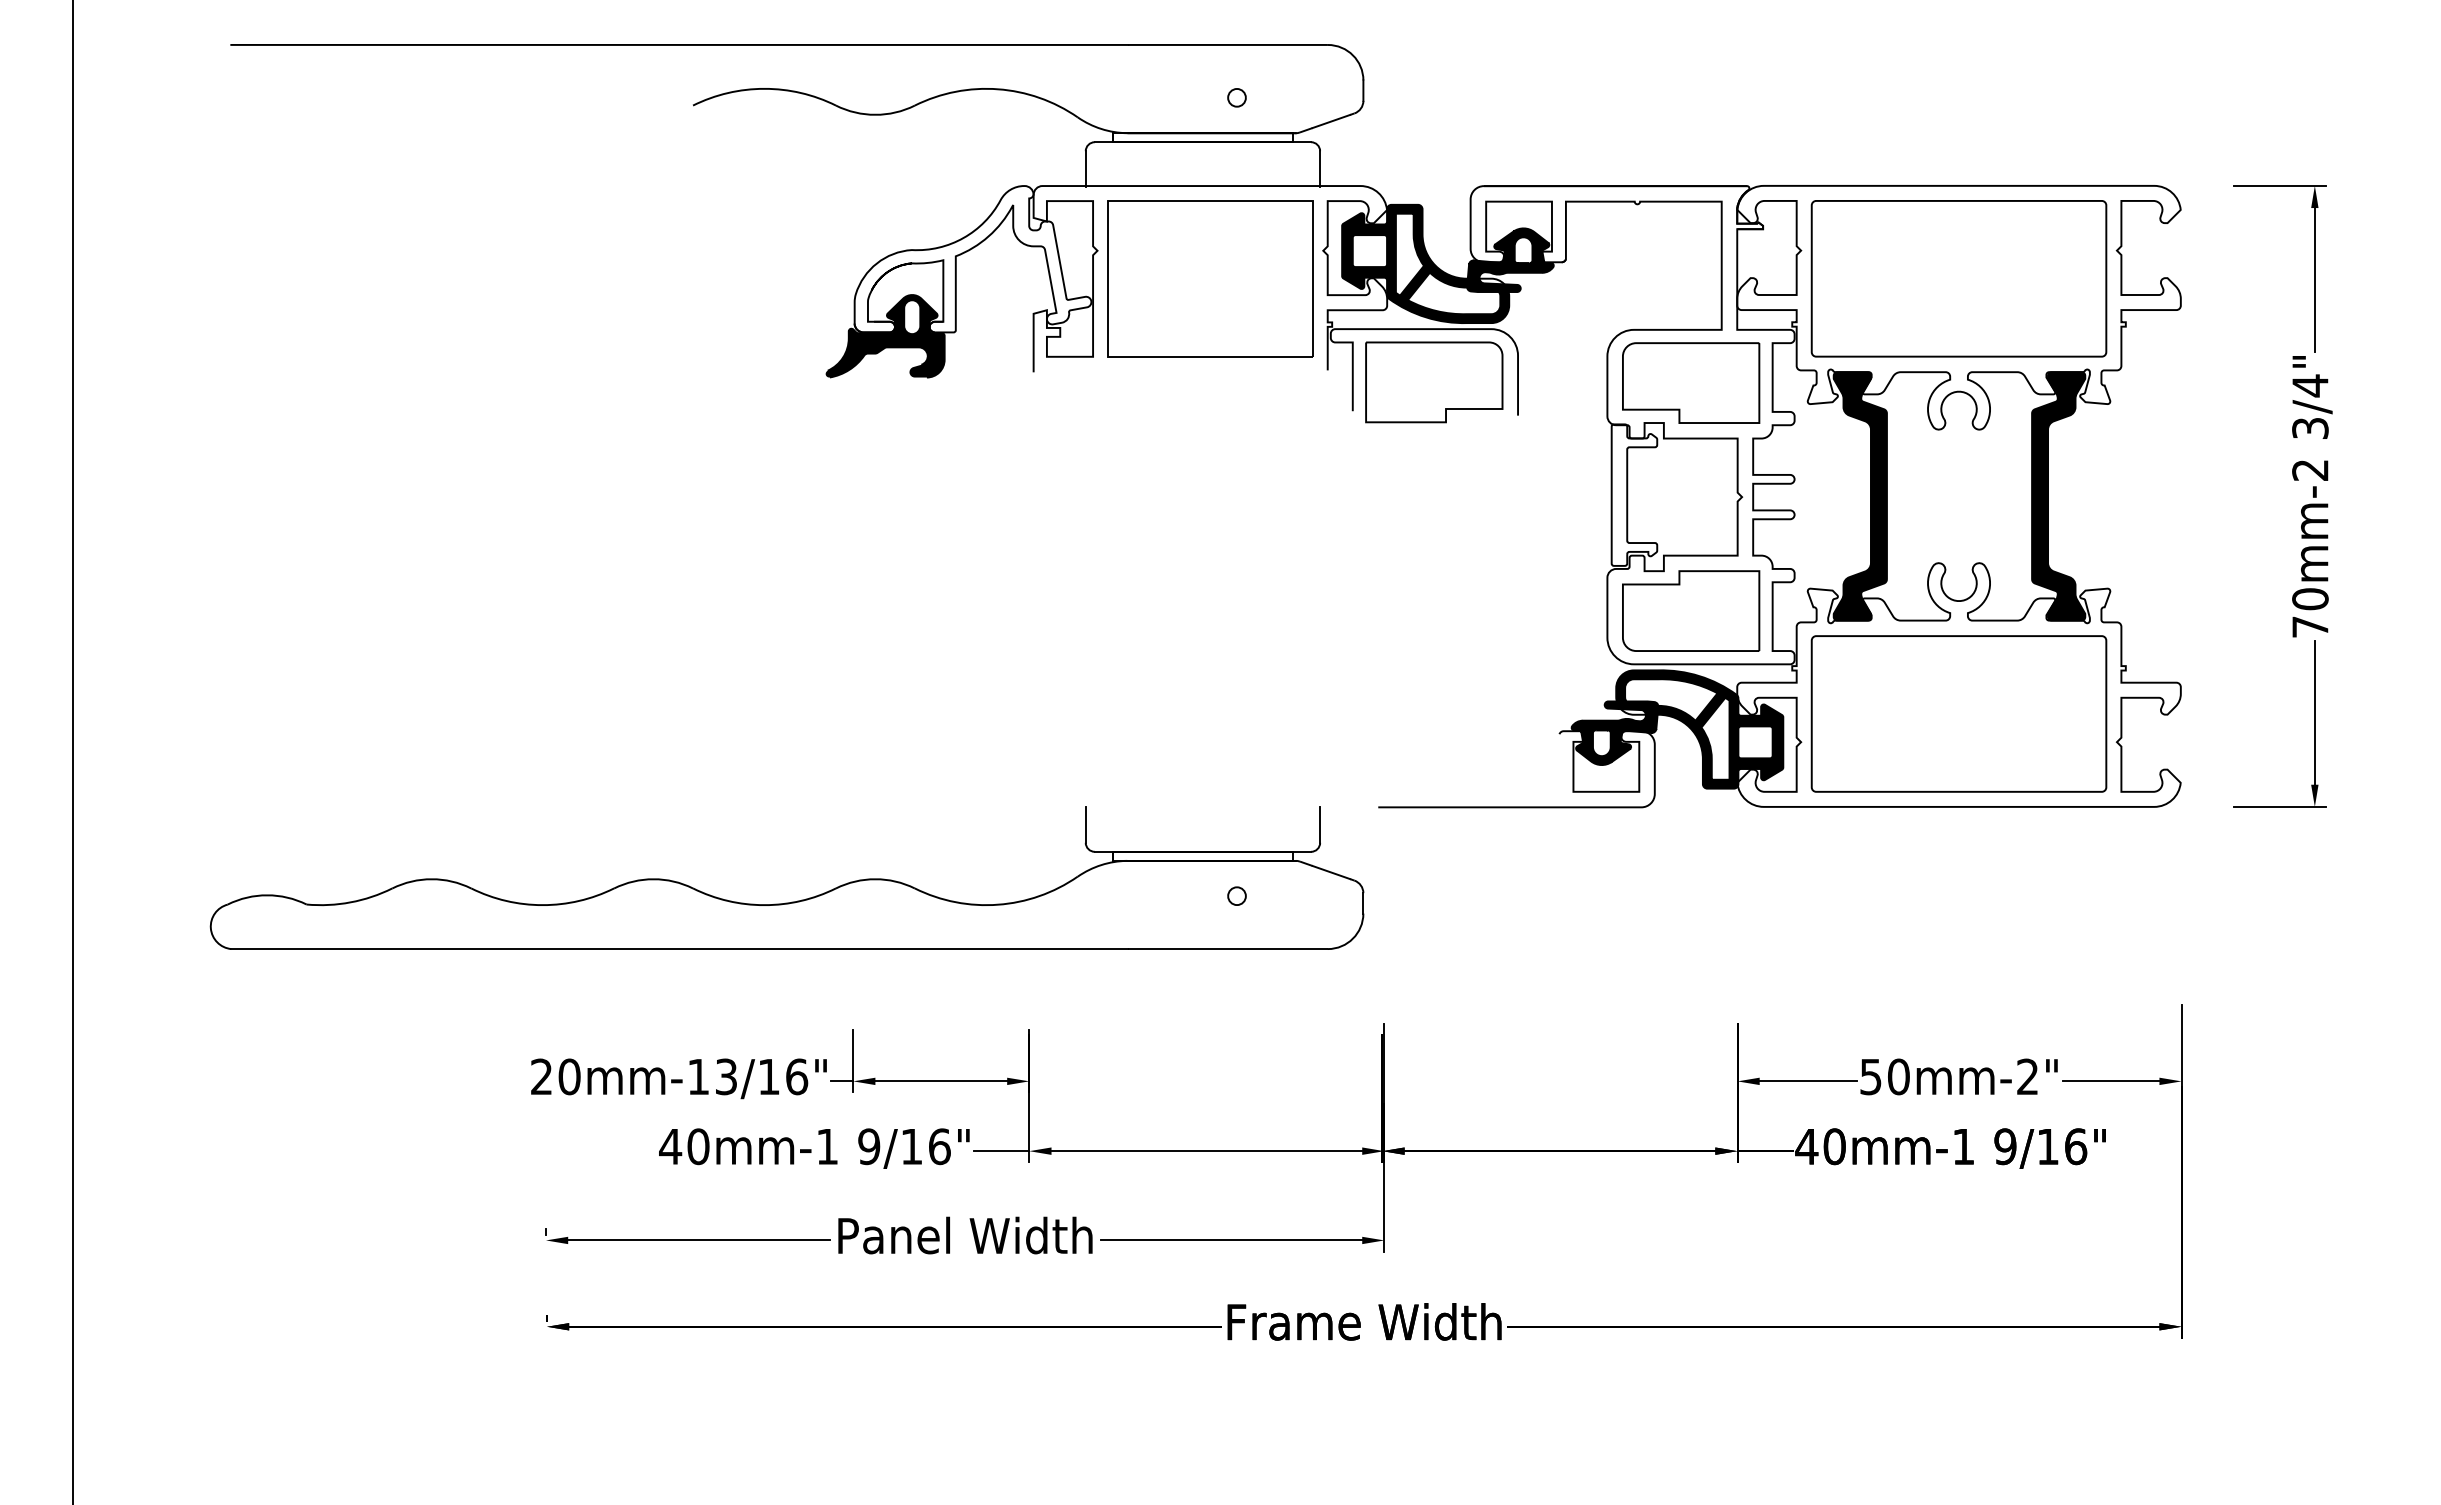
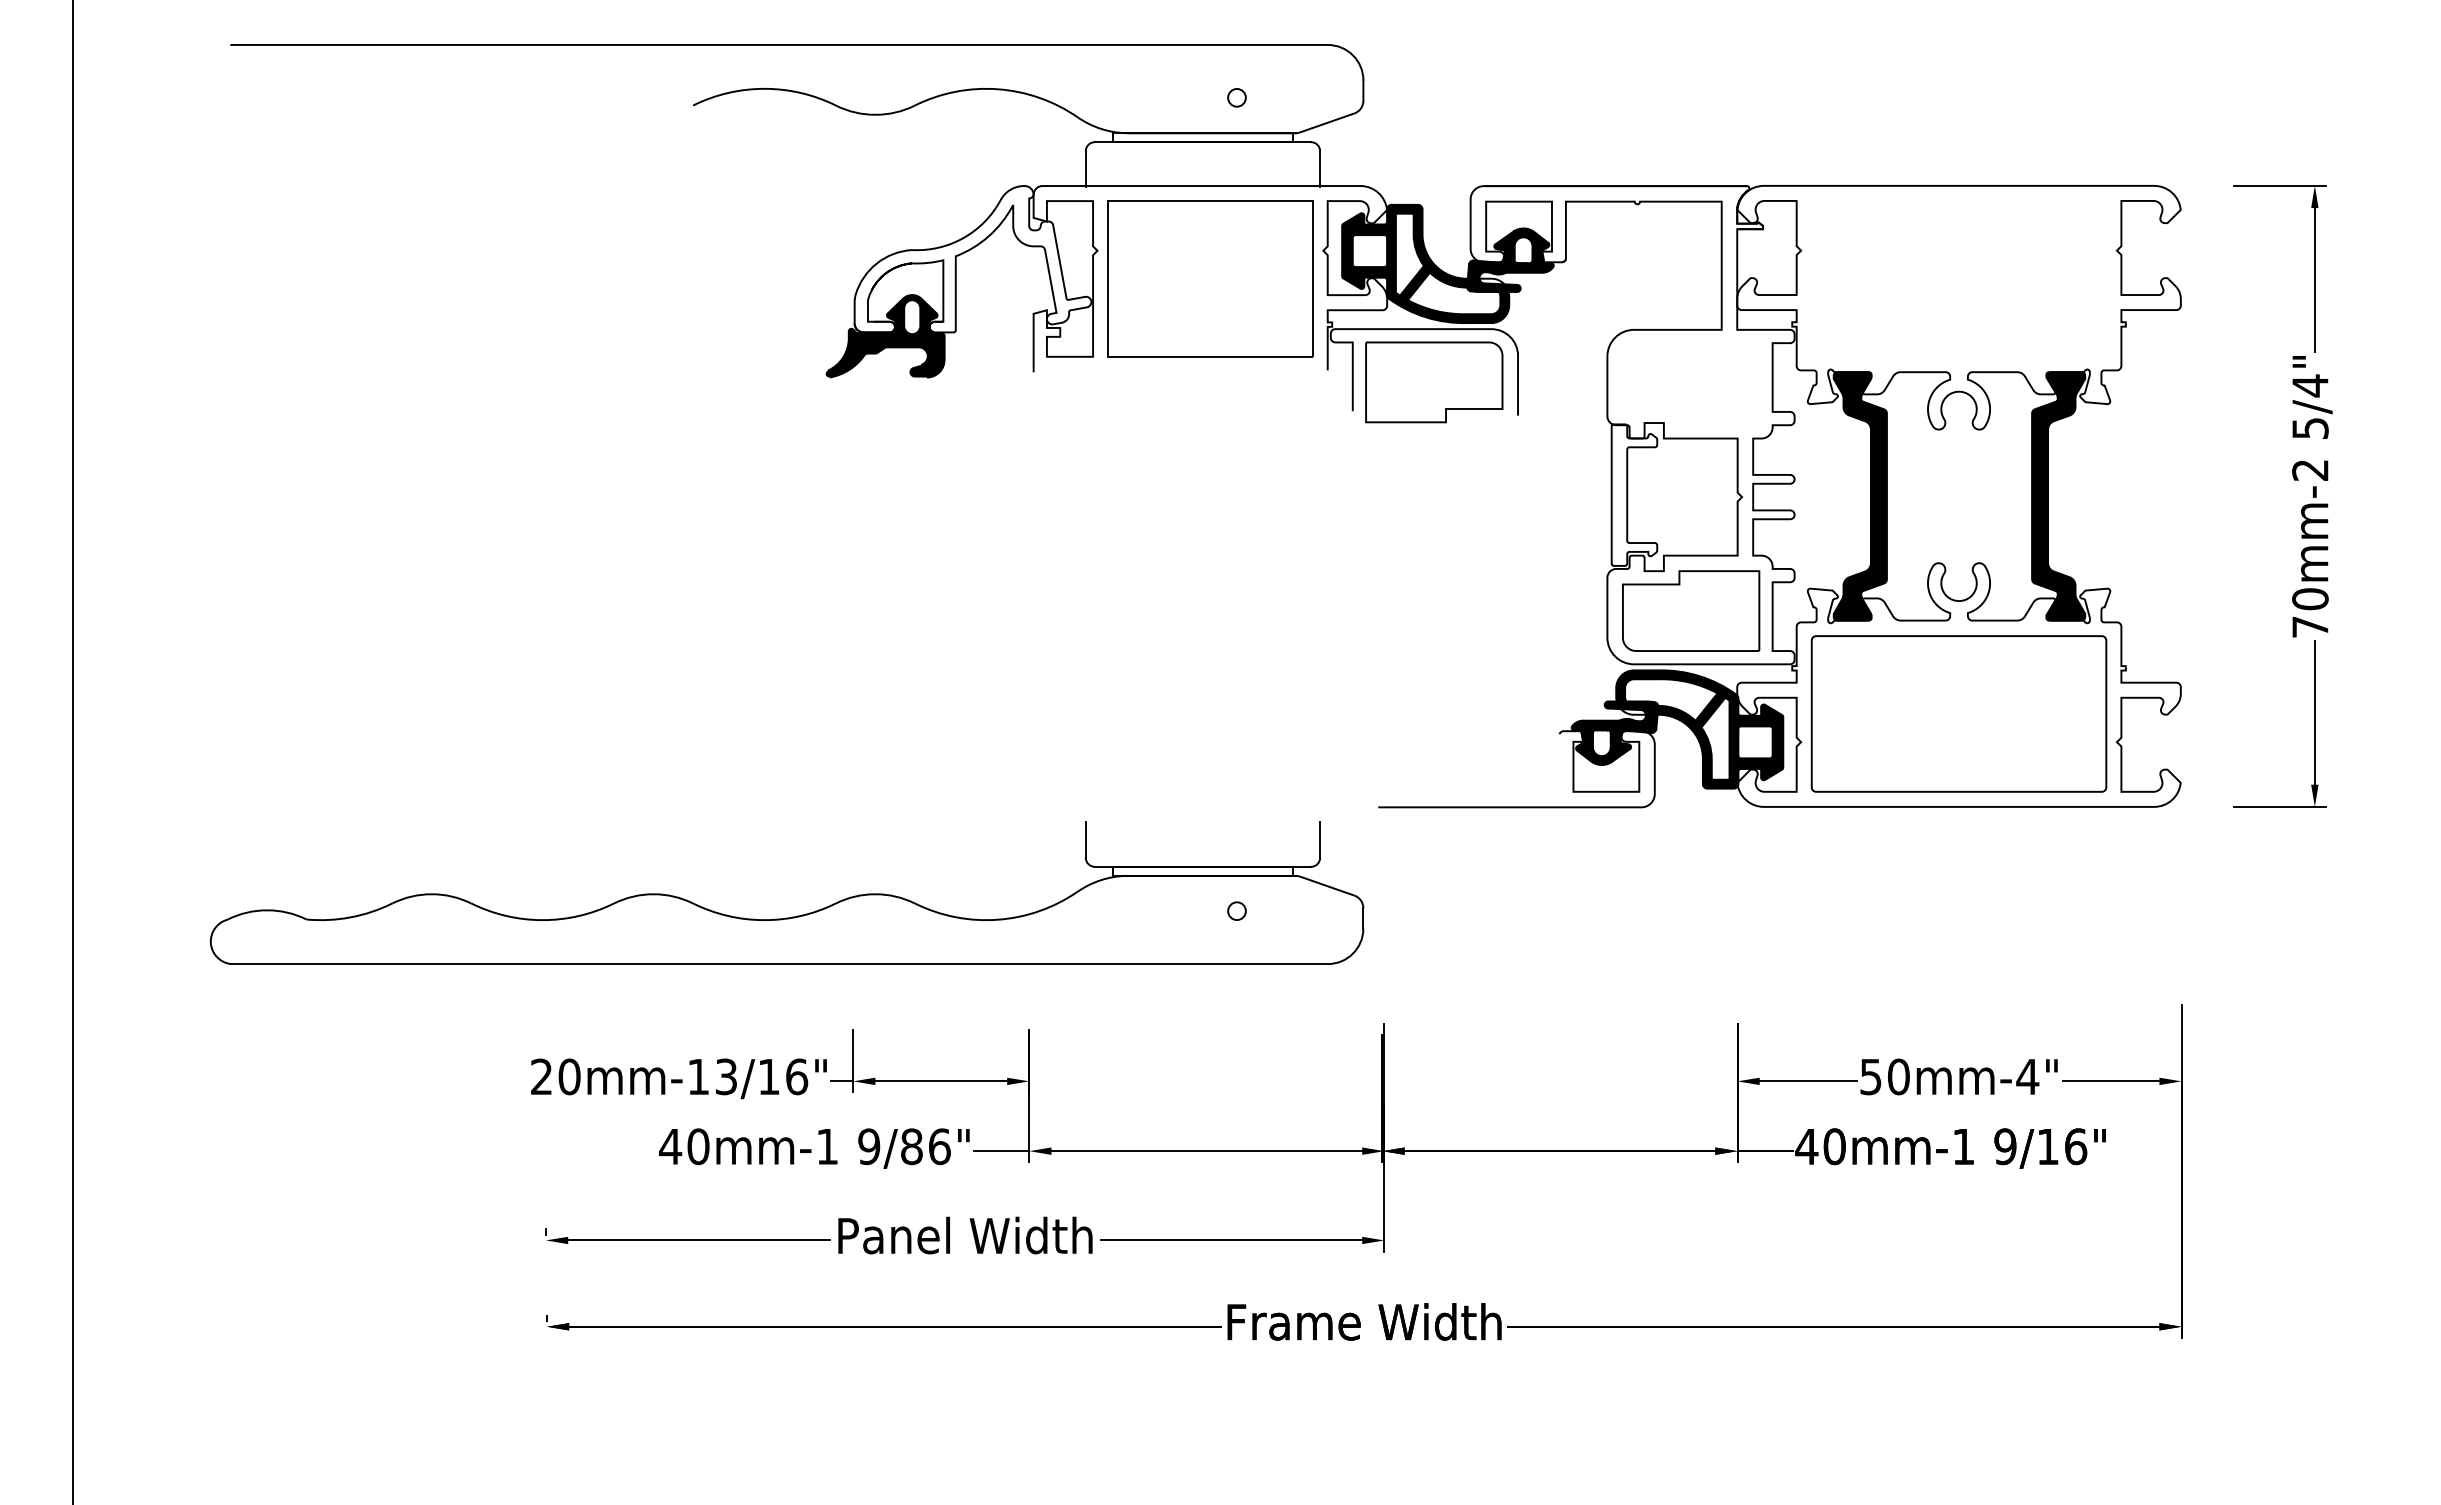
part: present -> none (1958, 278)
part: present -> none (1691, 382)
text: 3/4" -> 5/4" (2310, 428)
part position: (791, 901) -> (791, 916) (791, 916)
text: 50mm-2" -> 50mm-4" (2027, 1076)
text: 9/16" -> 9/86" (911, 1146)
